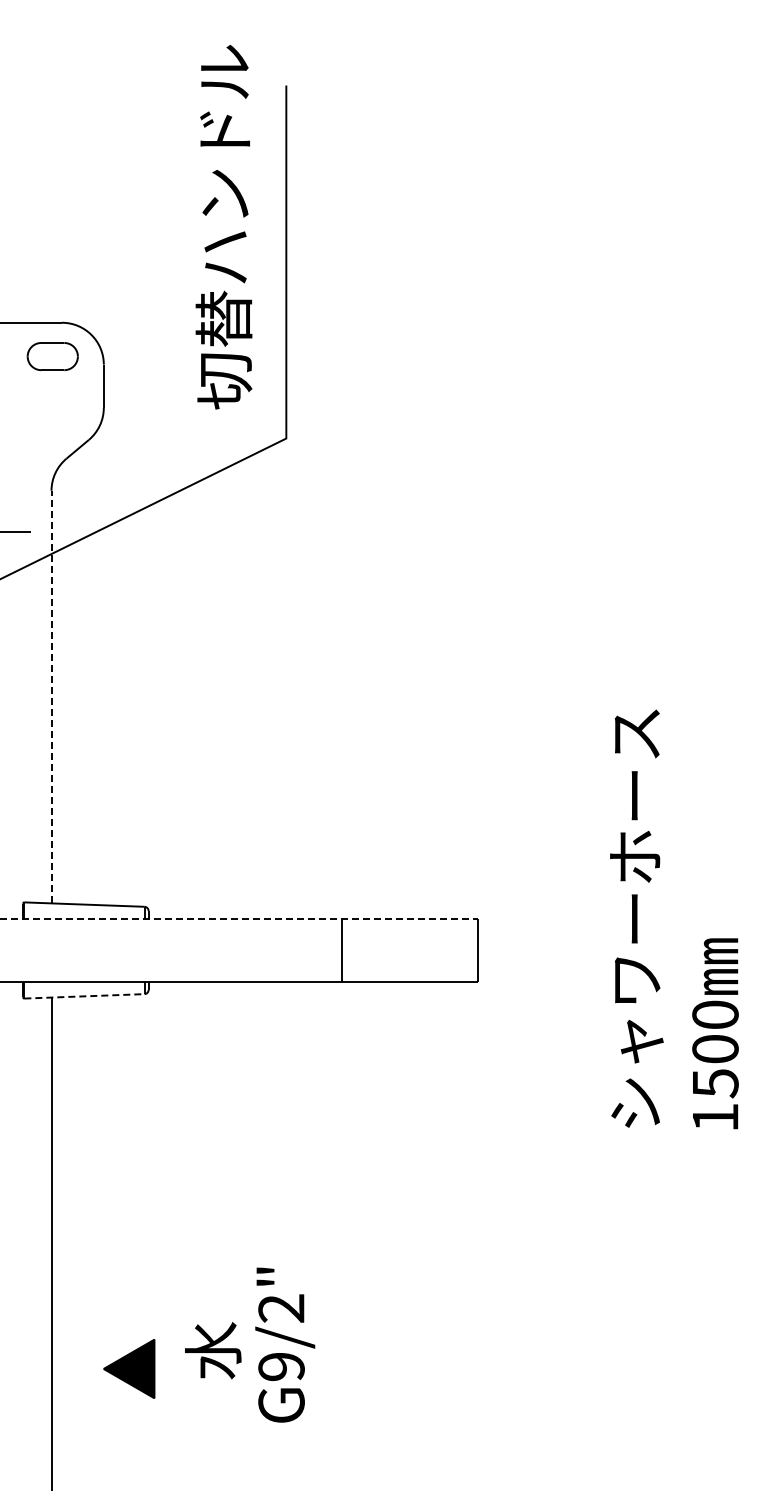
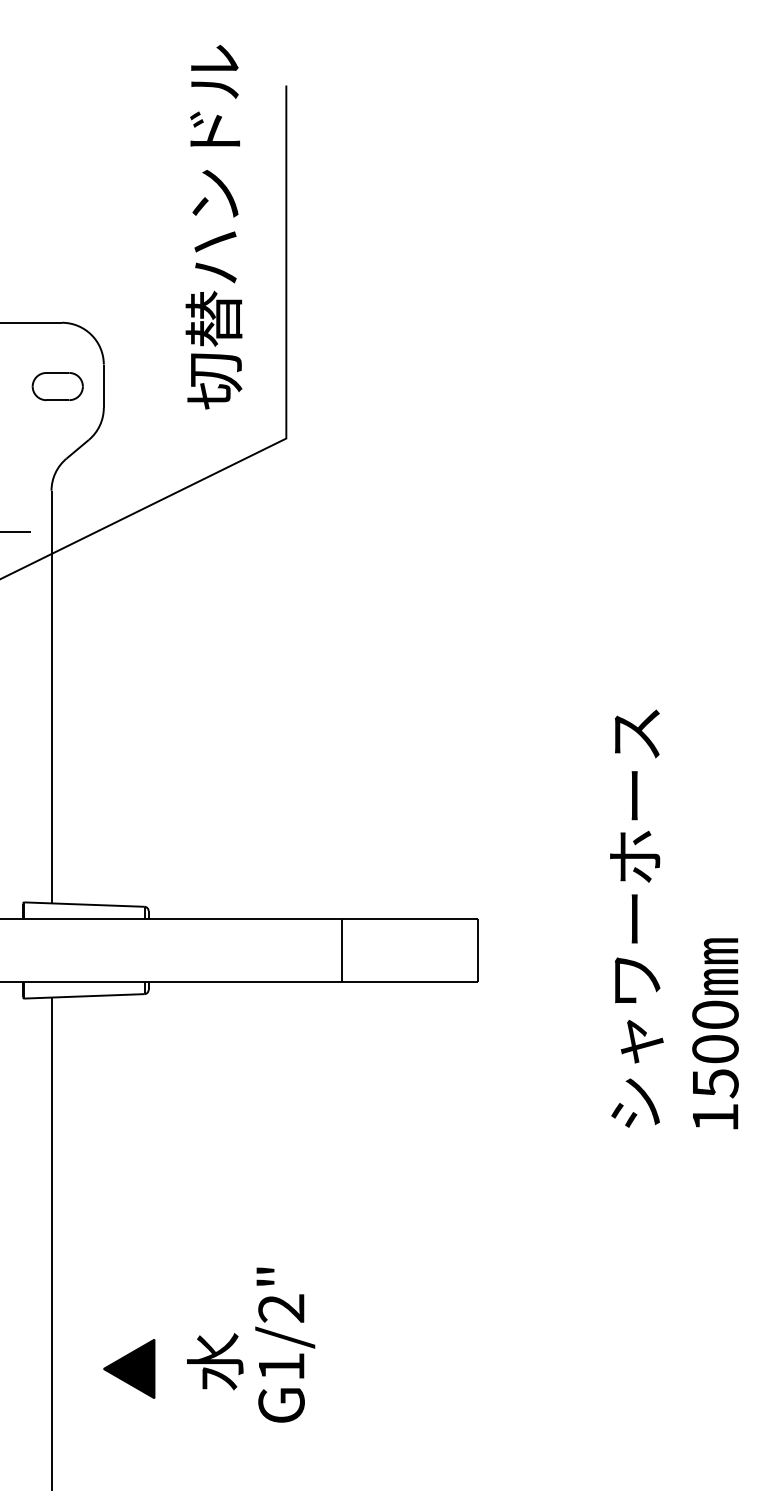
text position: (223, 227) -> (213, 227) (213, 227)
part position: (52, 356) -> (57, 386) (57, 386)
line: dashed -> solid (51, 696)
line: dashed -> solid (239, 919)
line: dashed -> solid (84, 996)
text position: (213, 1350) -> (215, 1361) (215, 1361)
text: G9/2" -> G1/2" (281, 1367)
